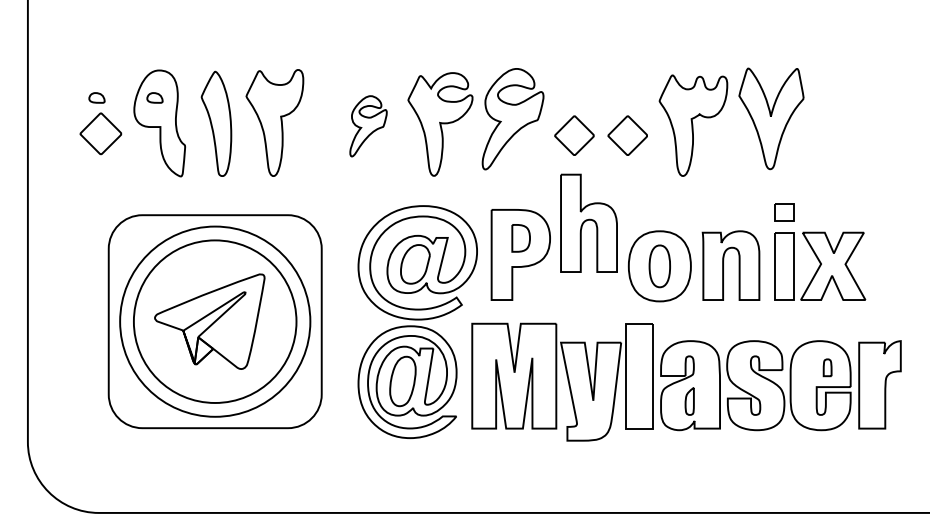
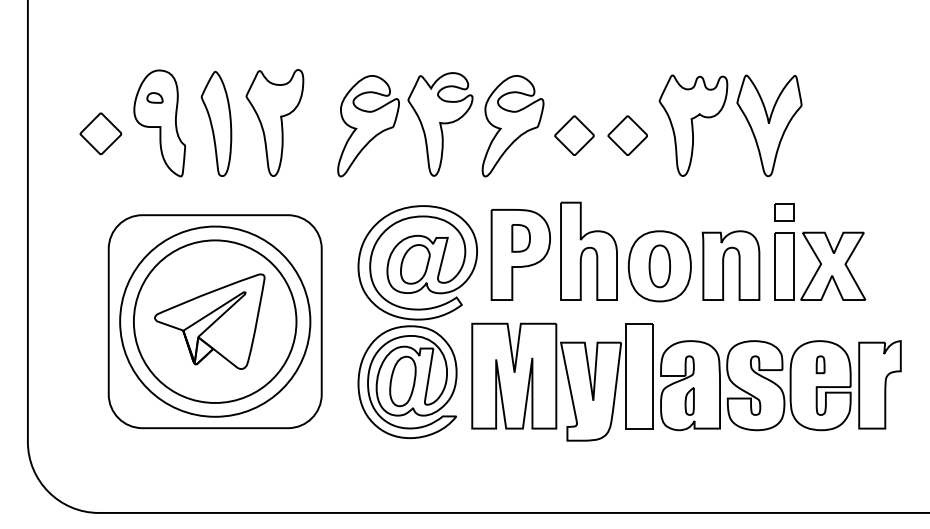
part: present -> none (96, 97)
part position: (771, 118) -> (769, 125) (769, 125)
part position: (512, 119) -> (512, 126) (512, 126)
part size: 39x63 px -> 63x103 px (368, 126)
part position: (588, 222) -> (588, 250) (588, 250)
part position: (827, 367) -> (820, 364) (820, 364)
